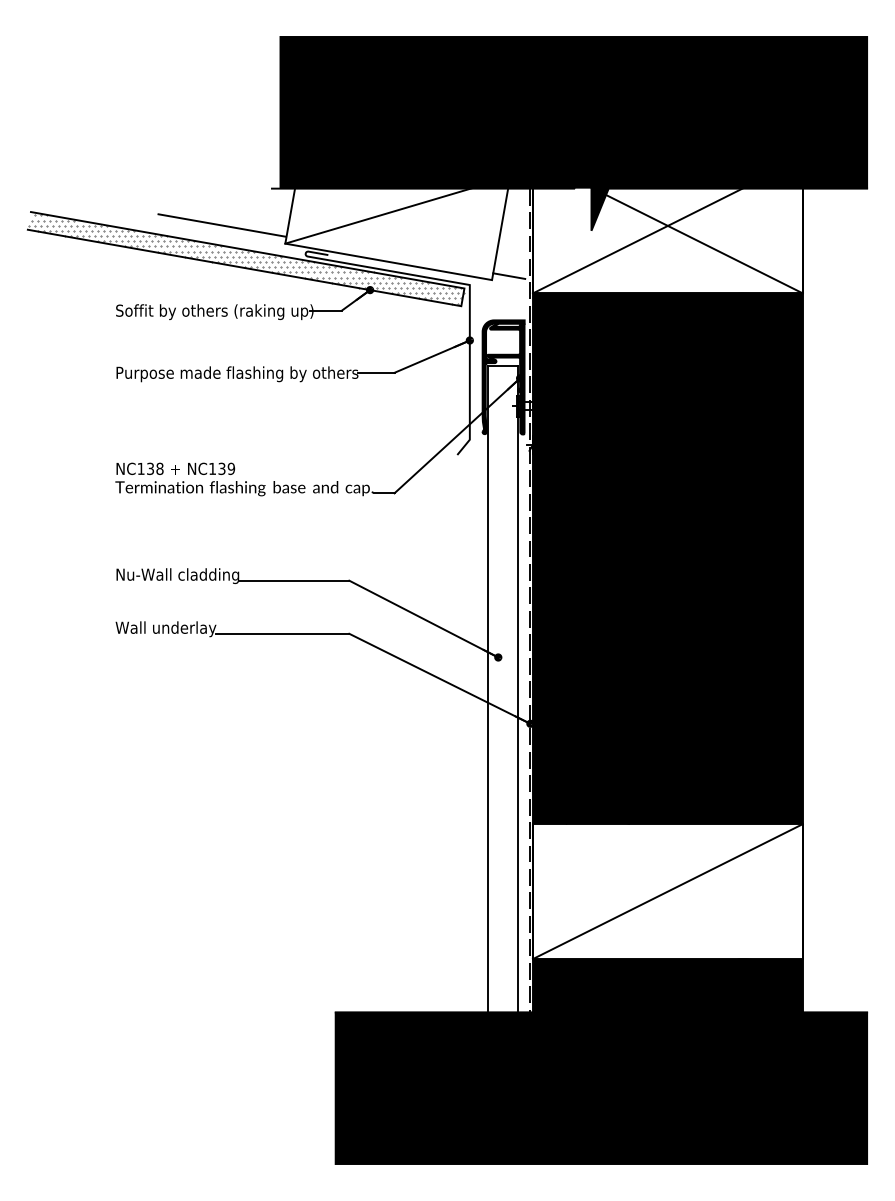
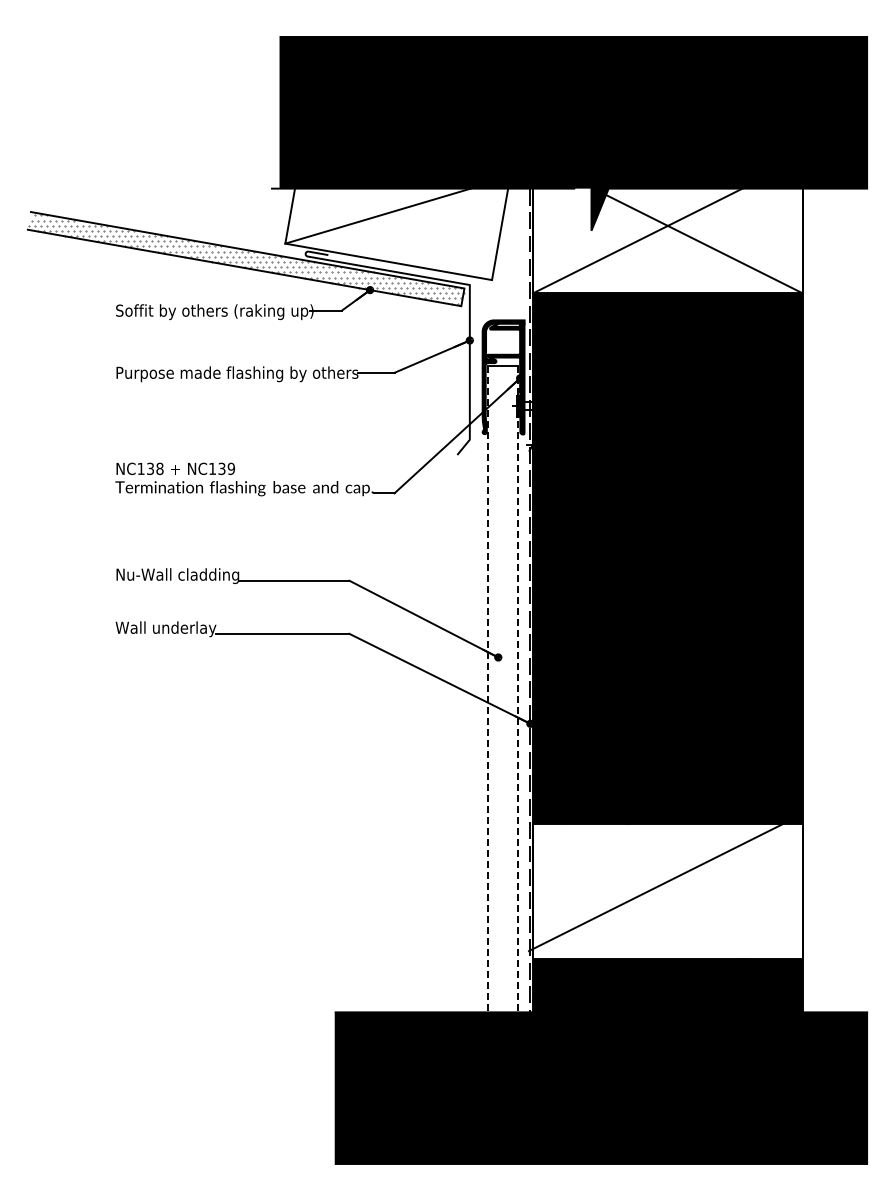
line: present -> none (221, 225)
line: present -> none (509, 275)
line: solid -> dashed (488, 689)
line: solid -> dashed (517, 689)
line position: (667, 891) -> (663, 883) (663, 883)
